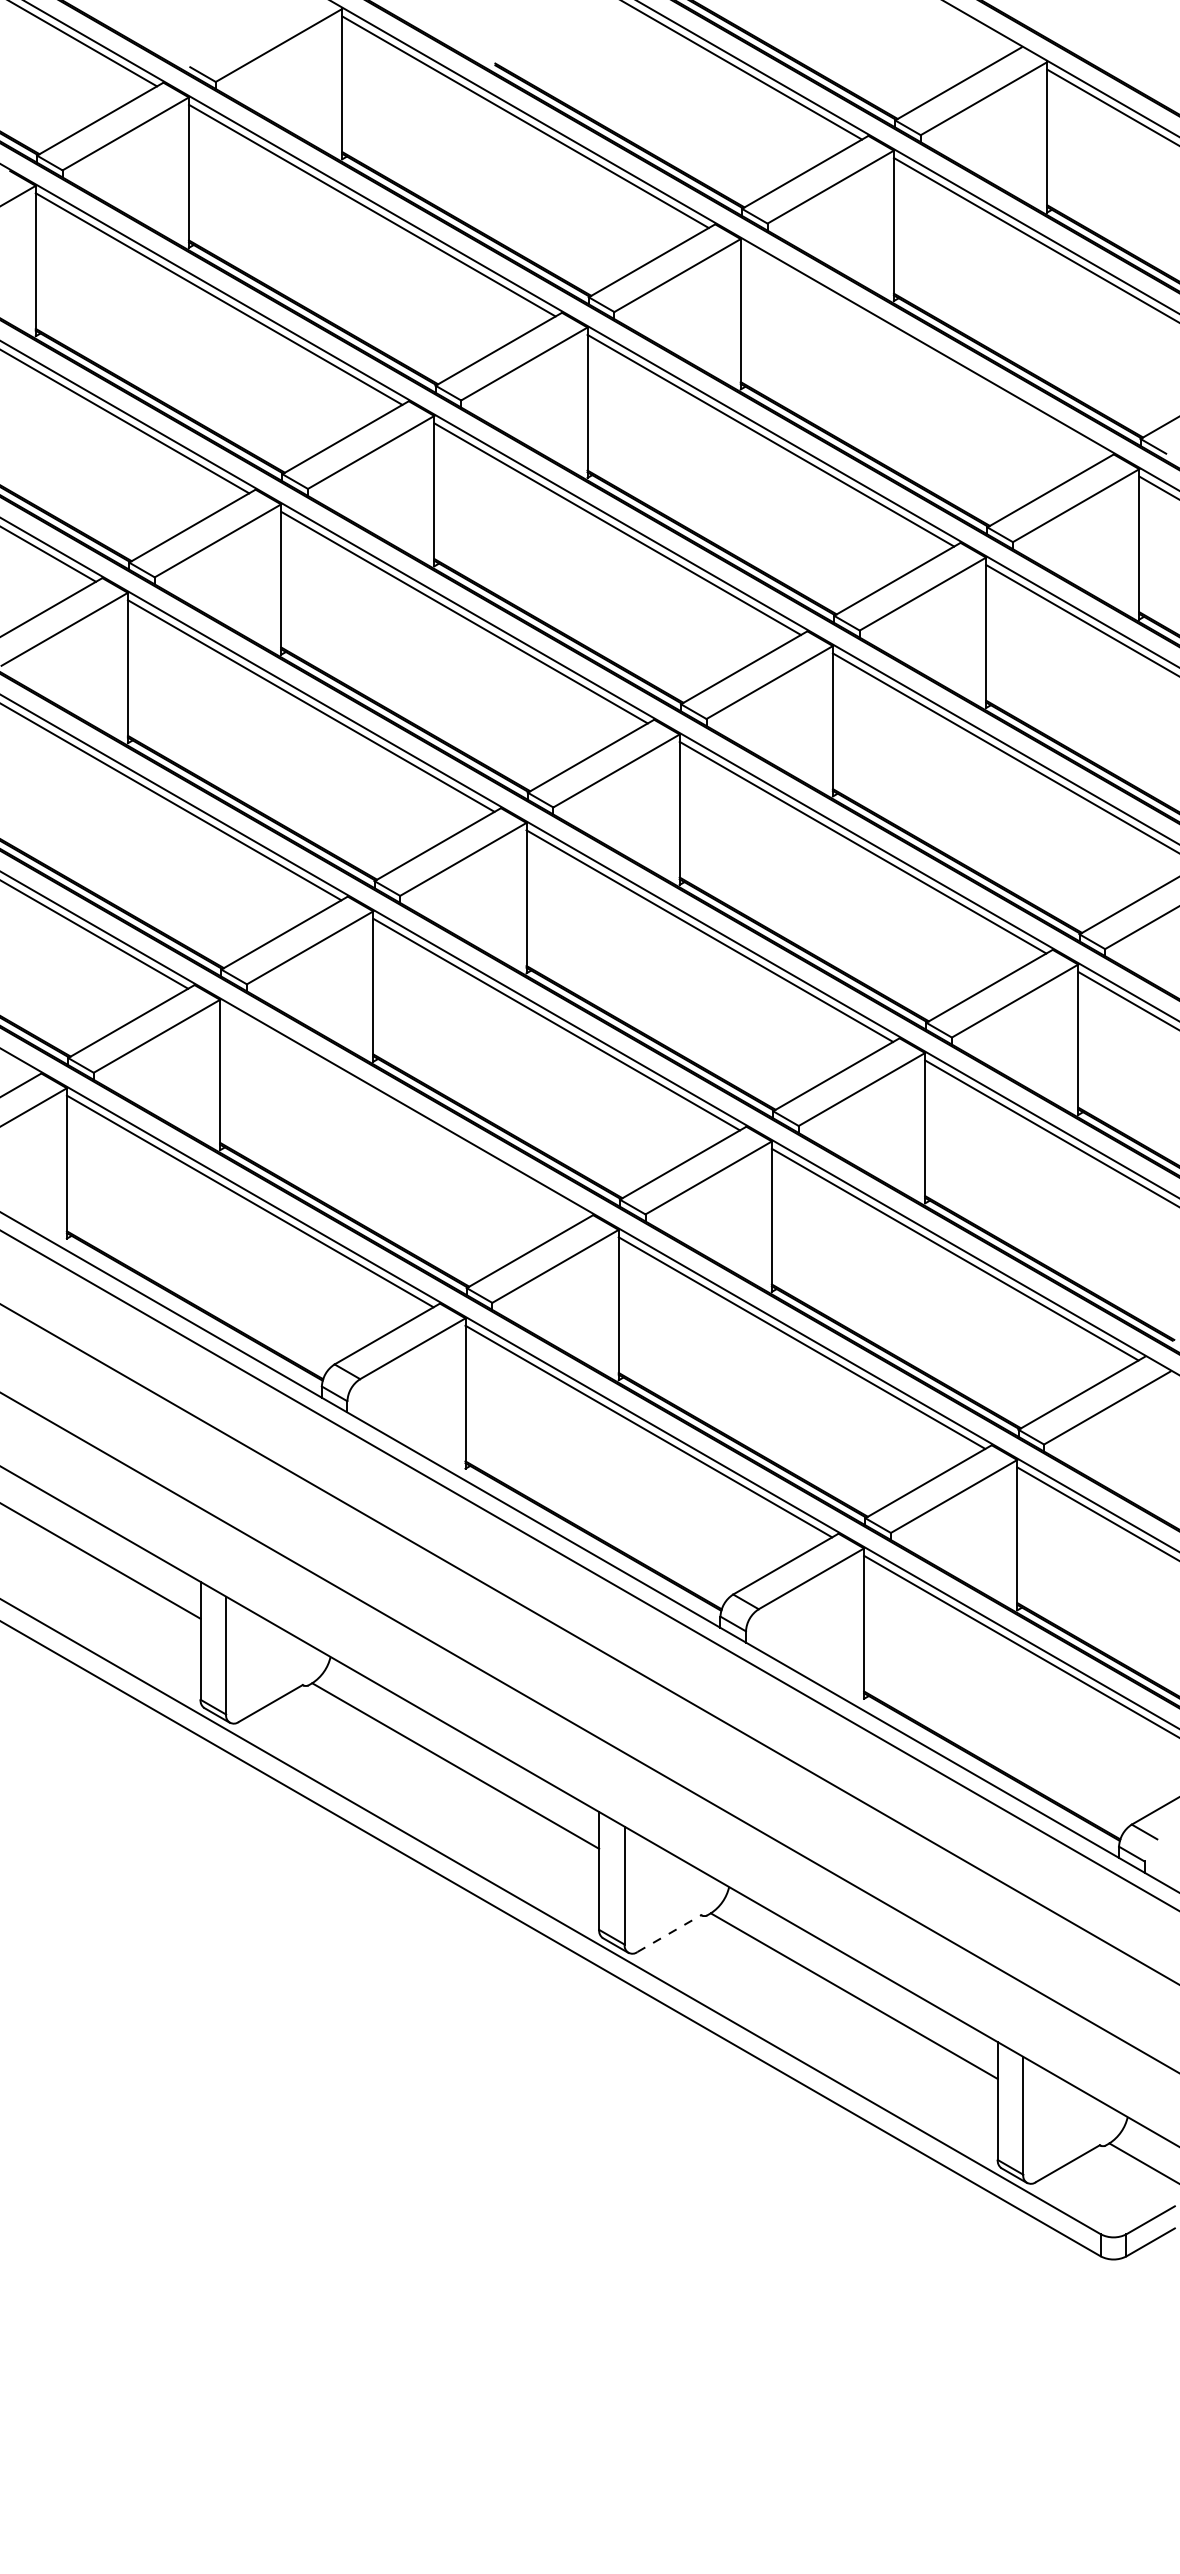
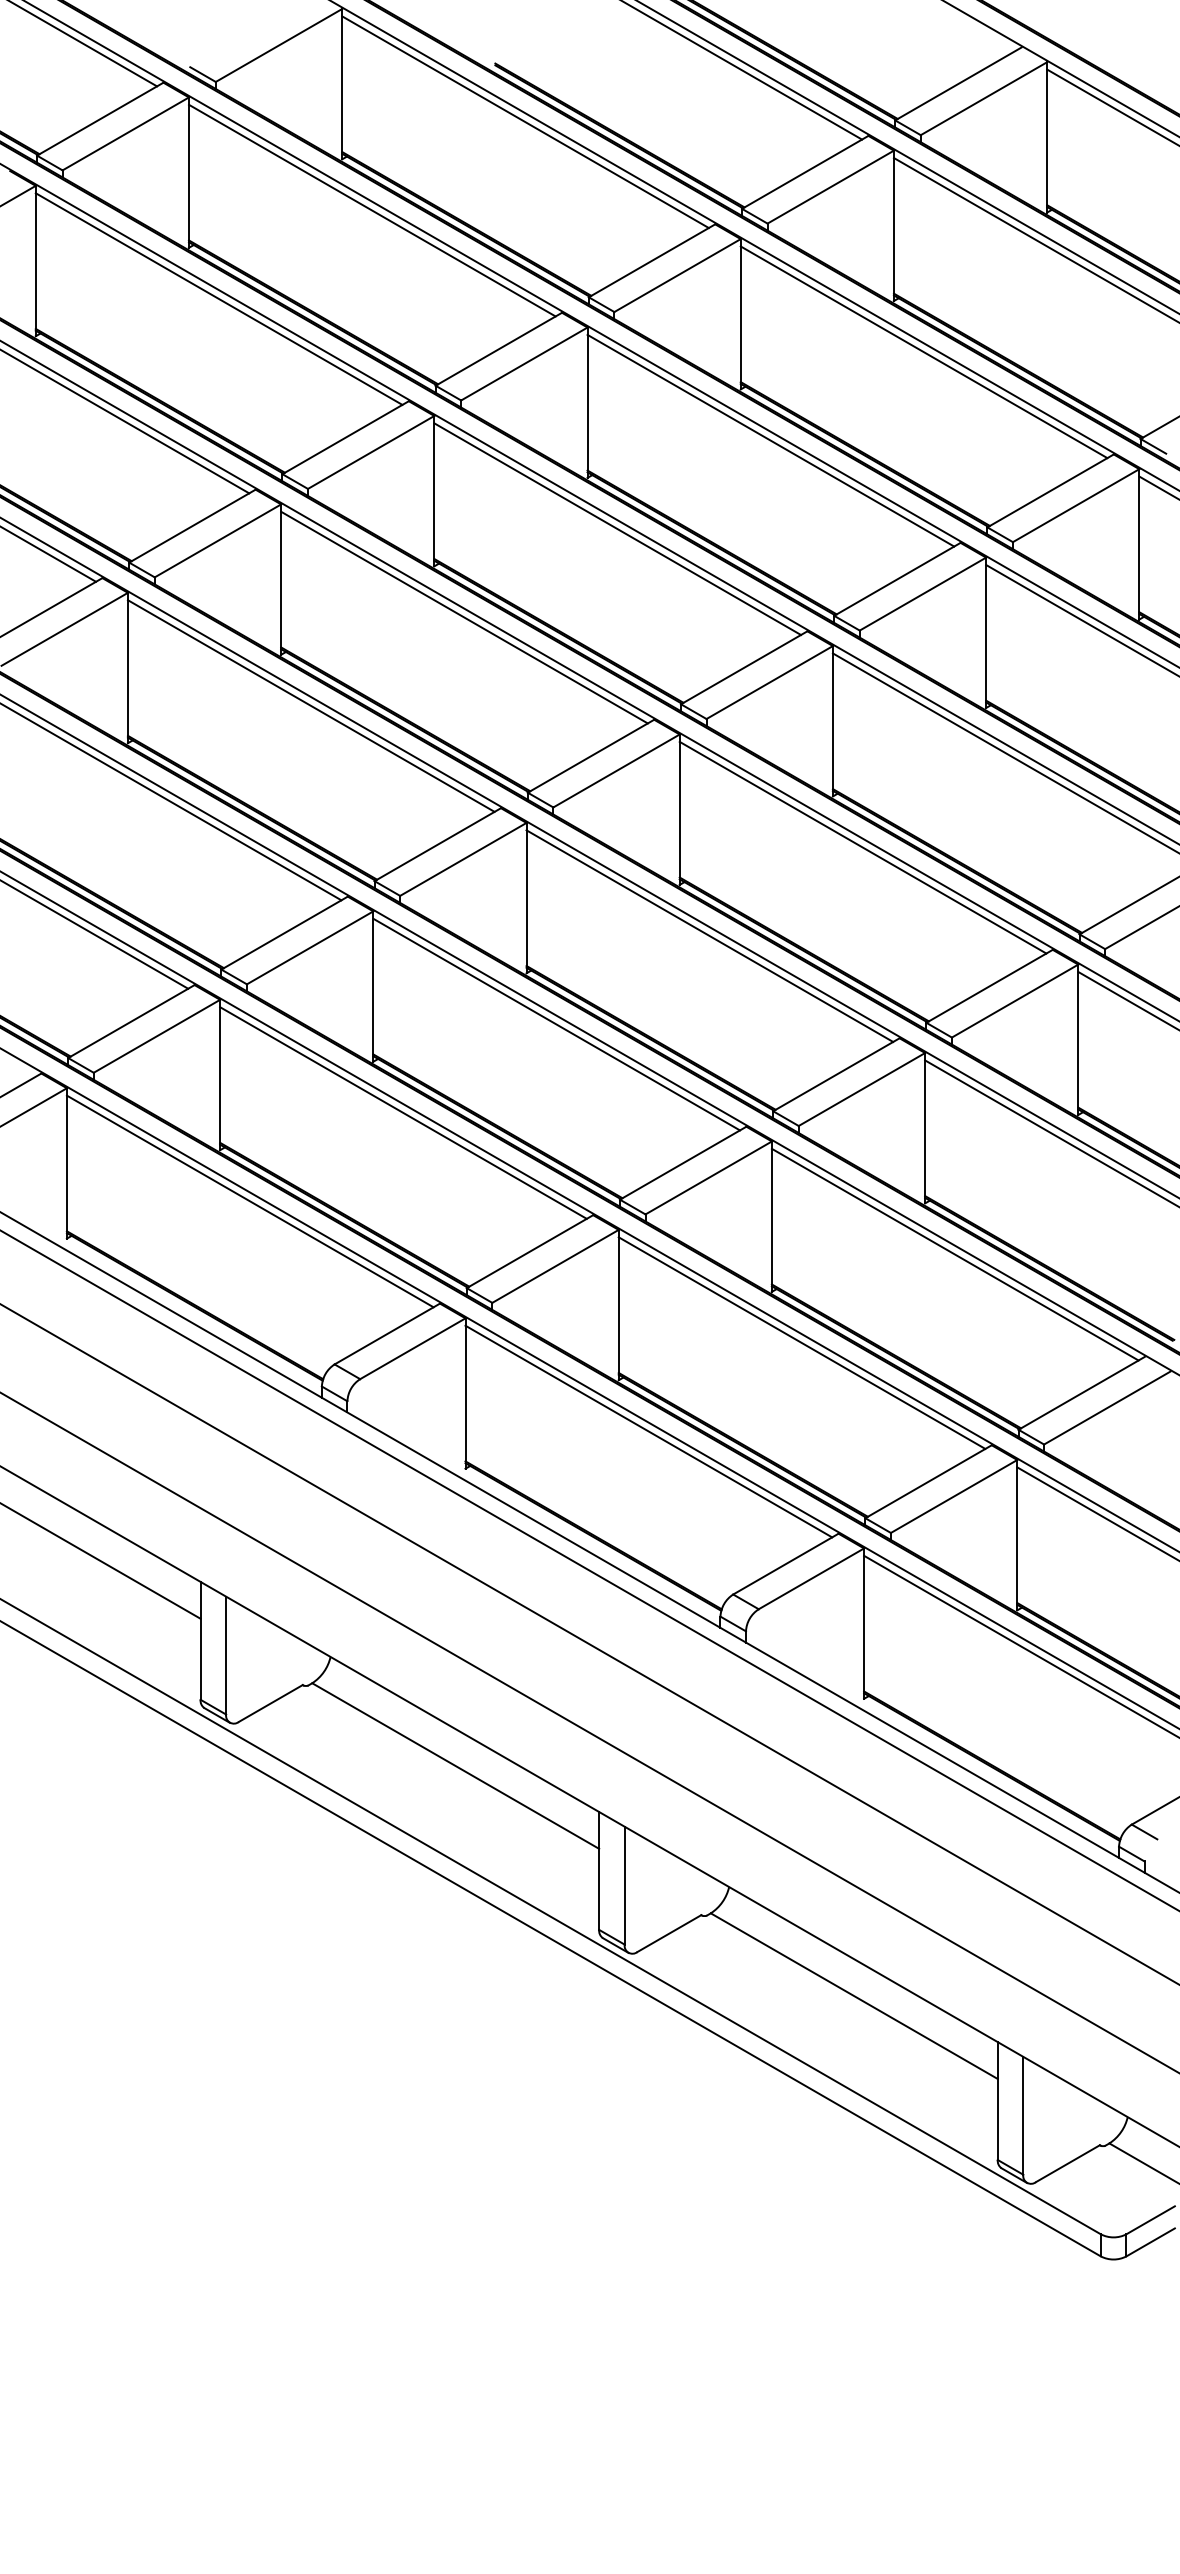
line: none -> present (923, 352)
line: none -> present (403, 1112)
line: dashed -> solid (669, 1933)
